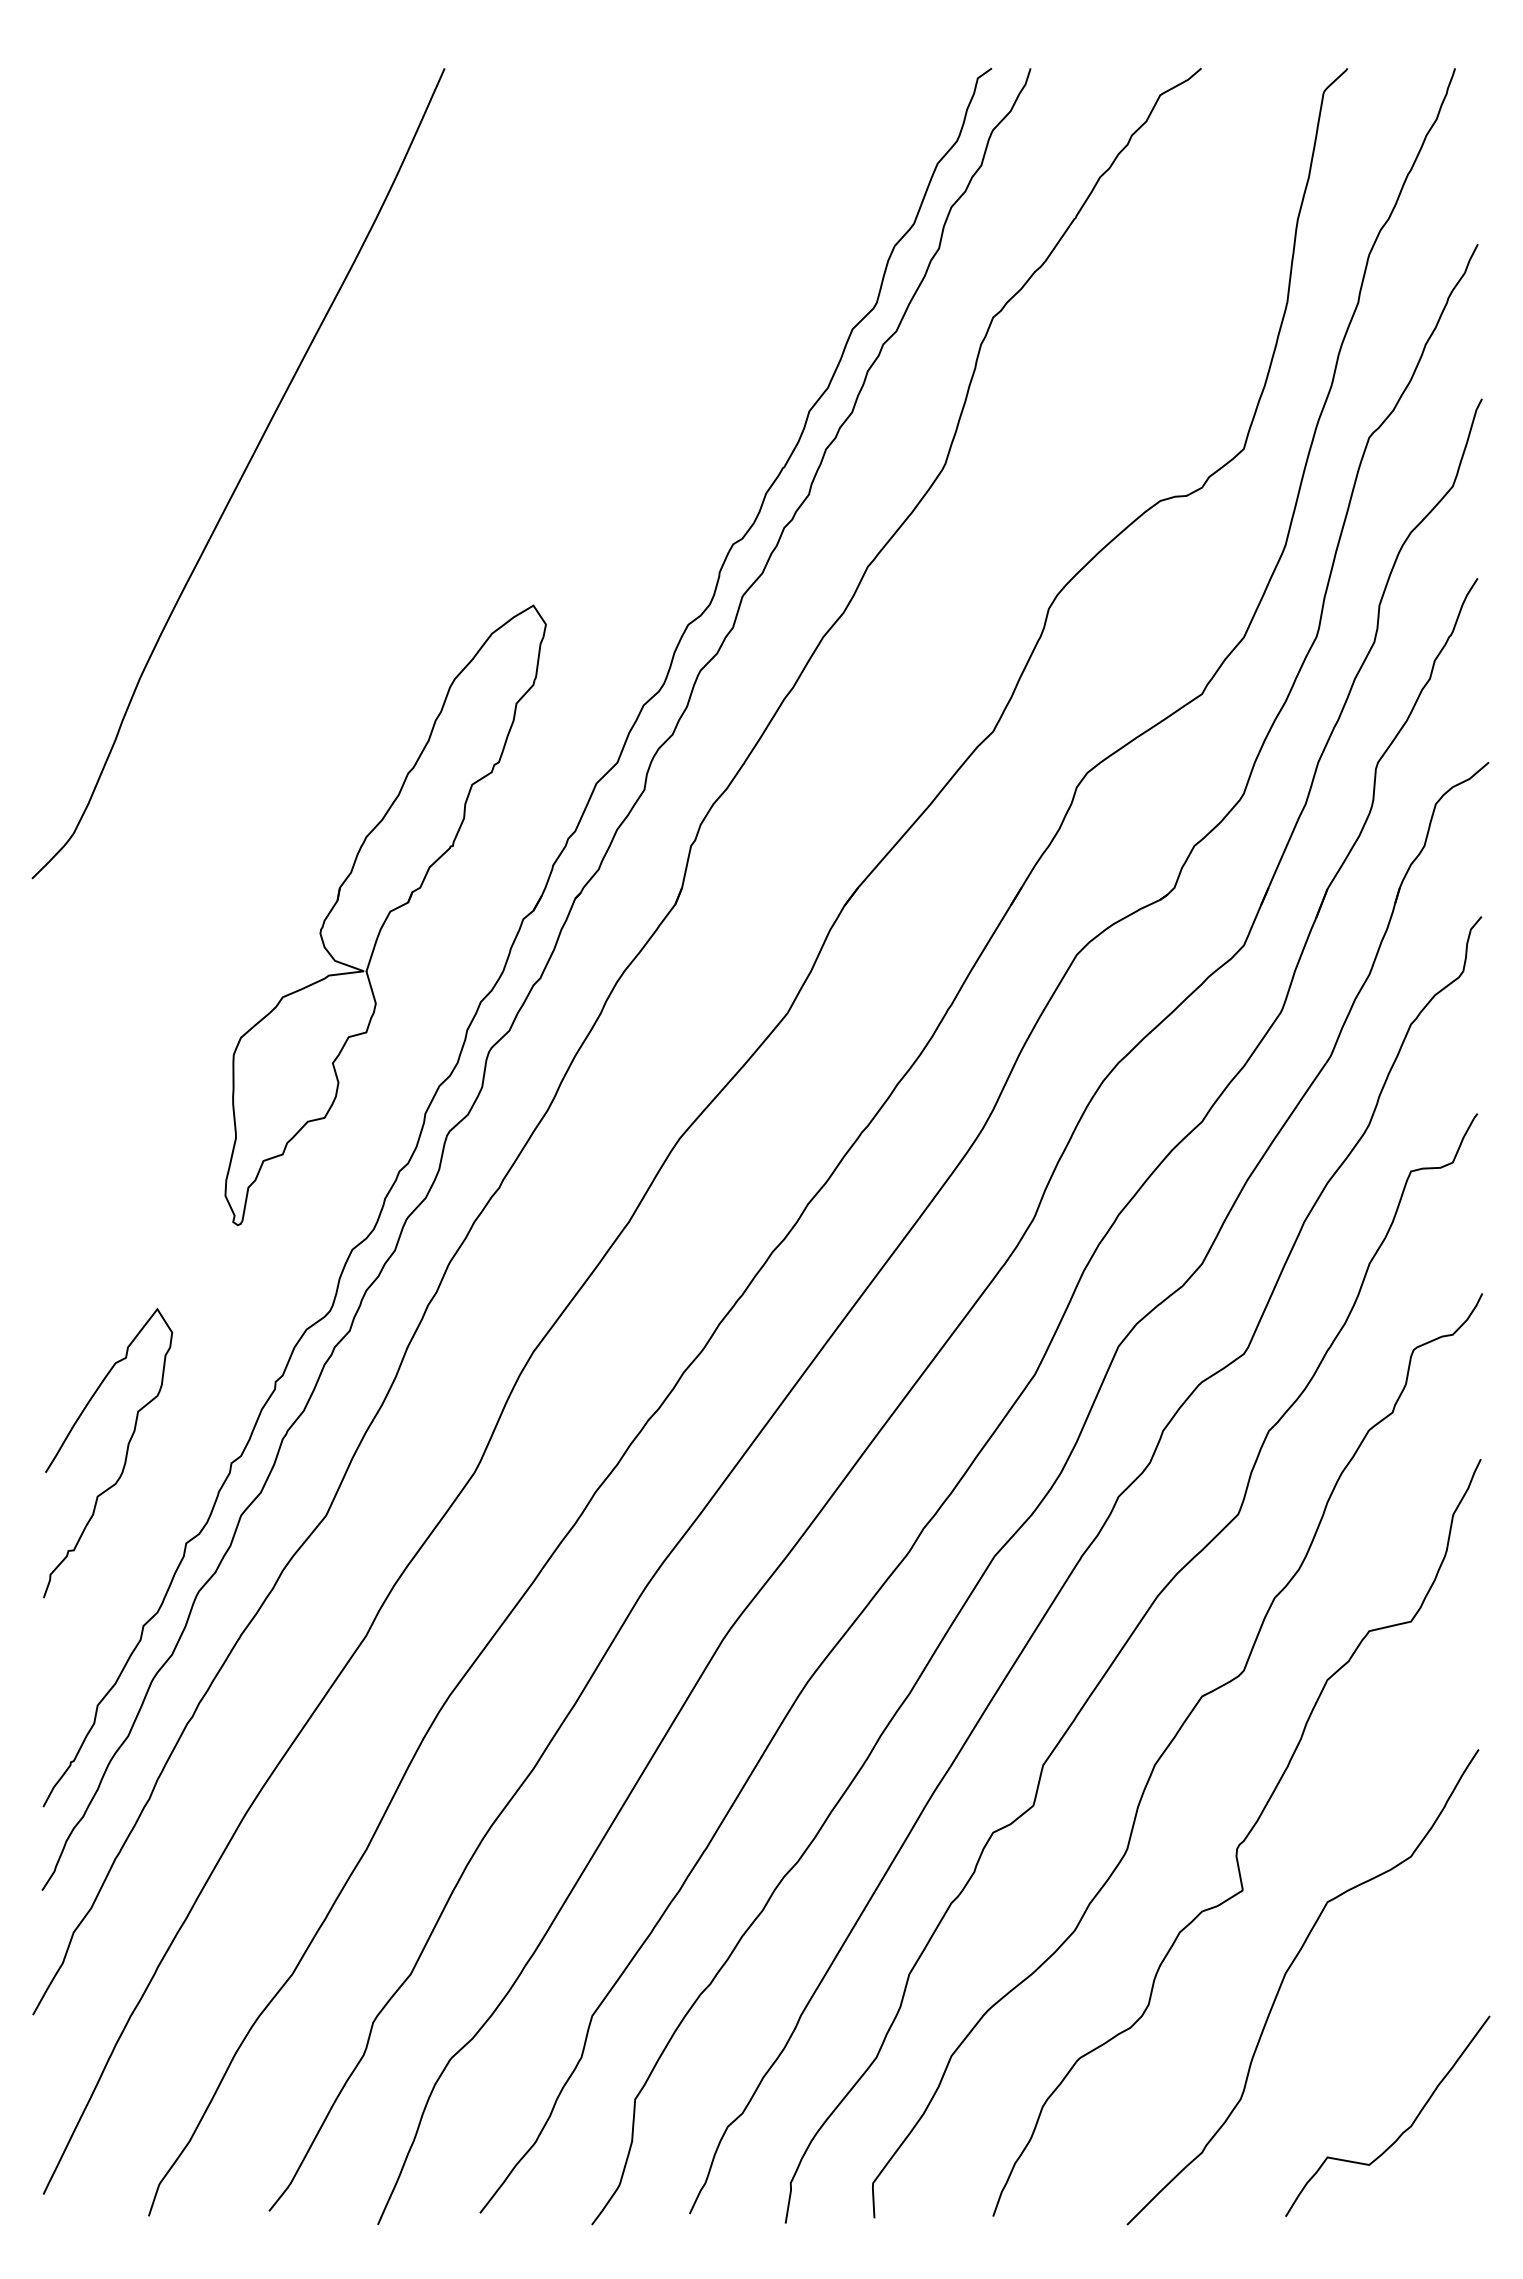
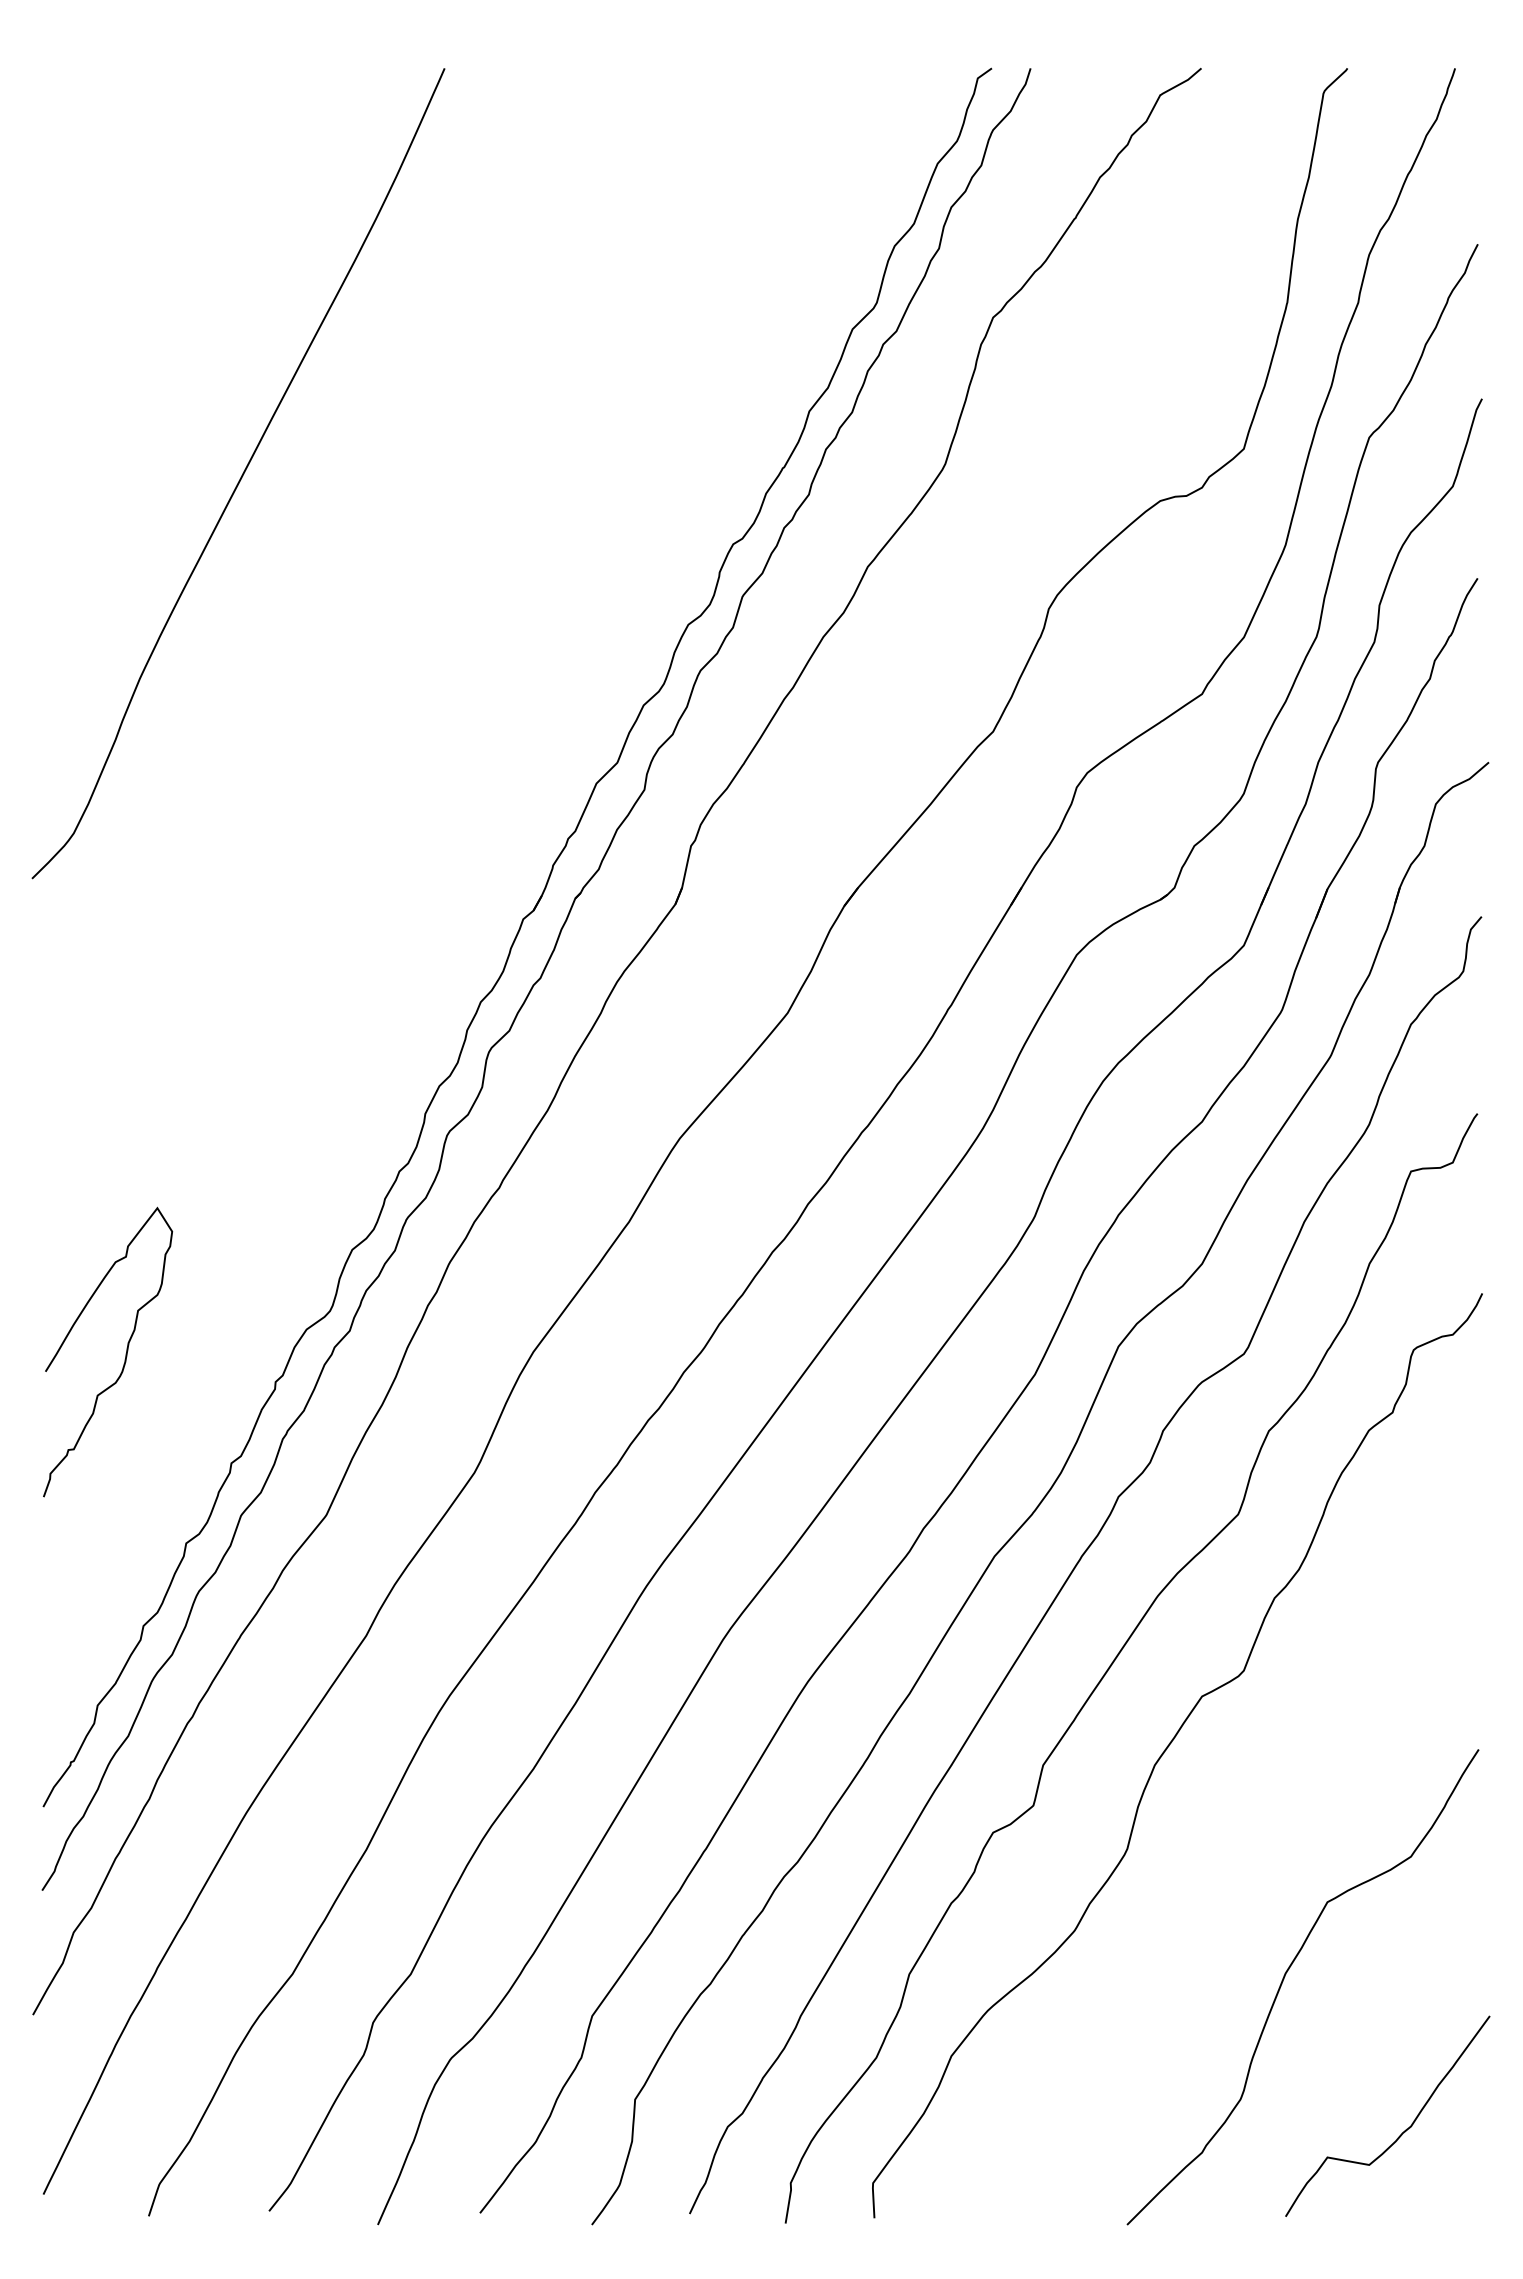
part: present -> none (385, 915)
curve position: (125, 1454) -> (125, 1353) (125, 1353)
curve: present -> none (1241, 1841)
